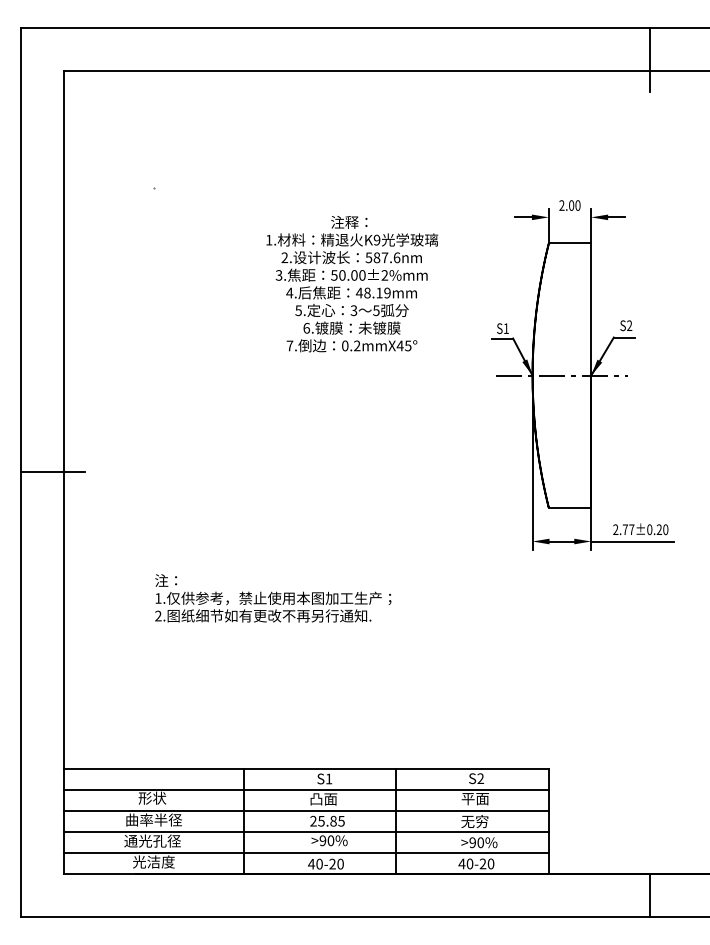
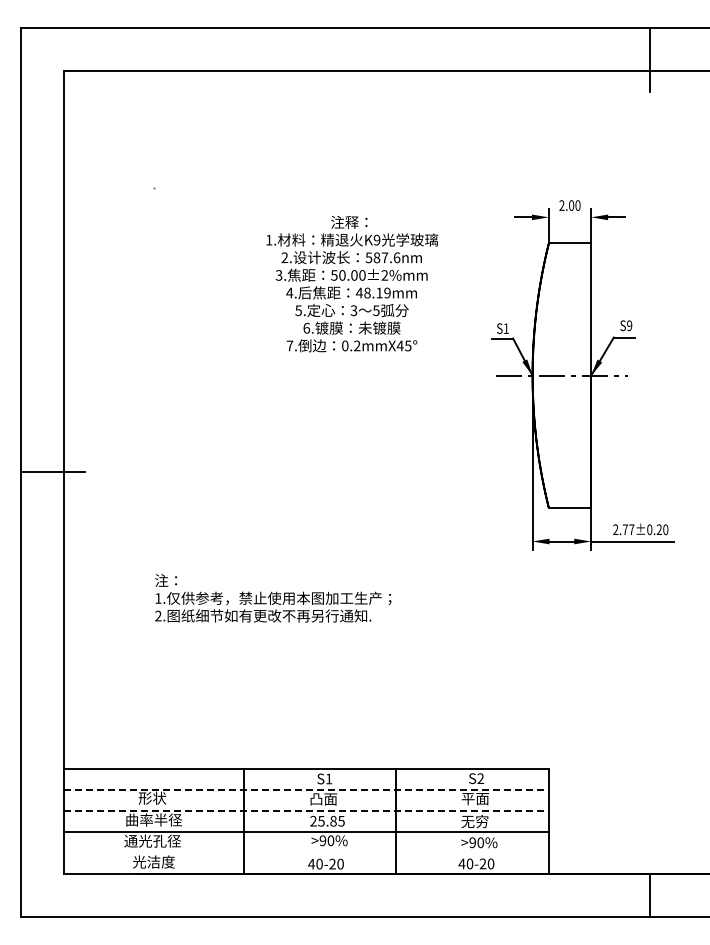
text: S2 -> S9 (629, 326)
line: solid -> dashed (306, 789)
line: solid -> dashed (306, 810)
line: present -> none (305, 853)
